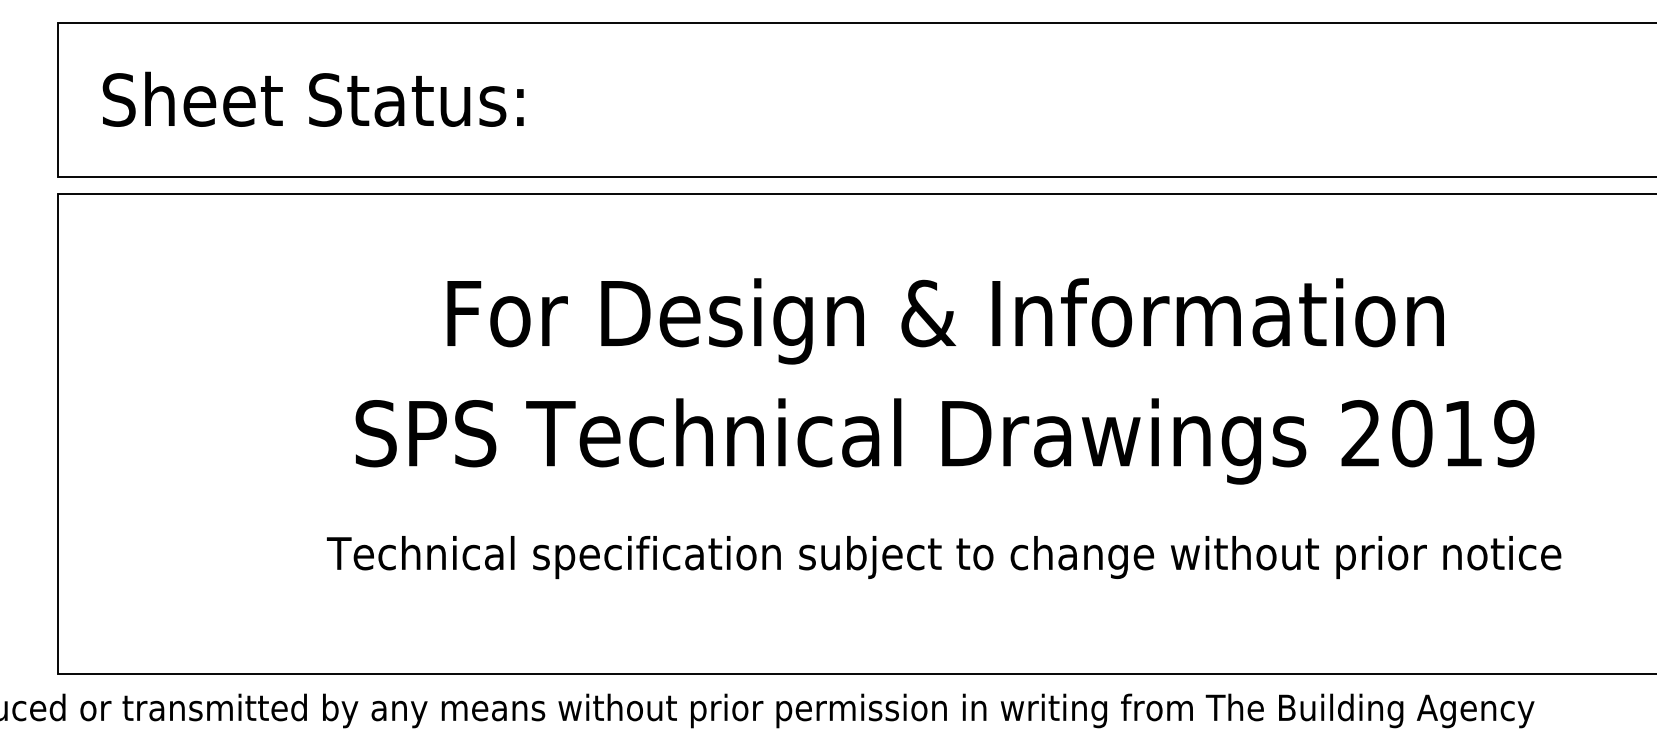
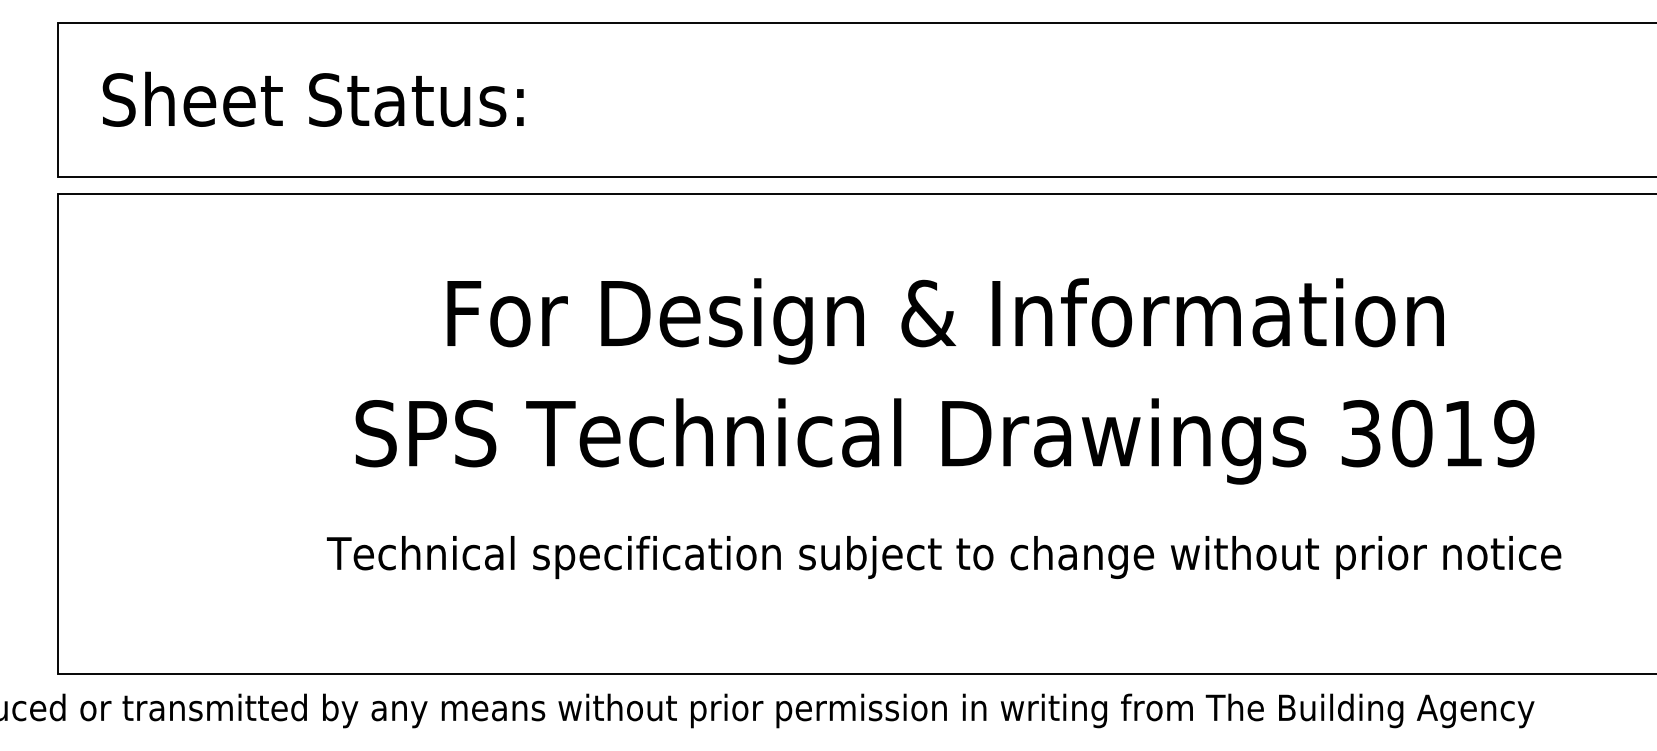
text: 2019 -> 3019 (1360, 433)
